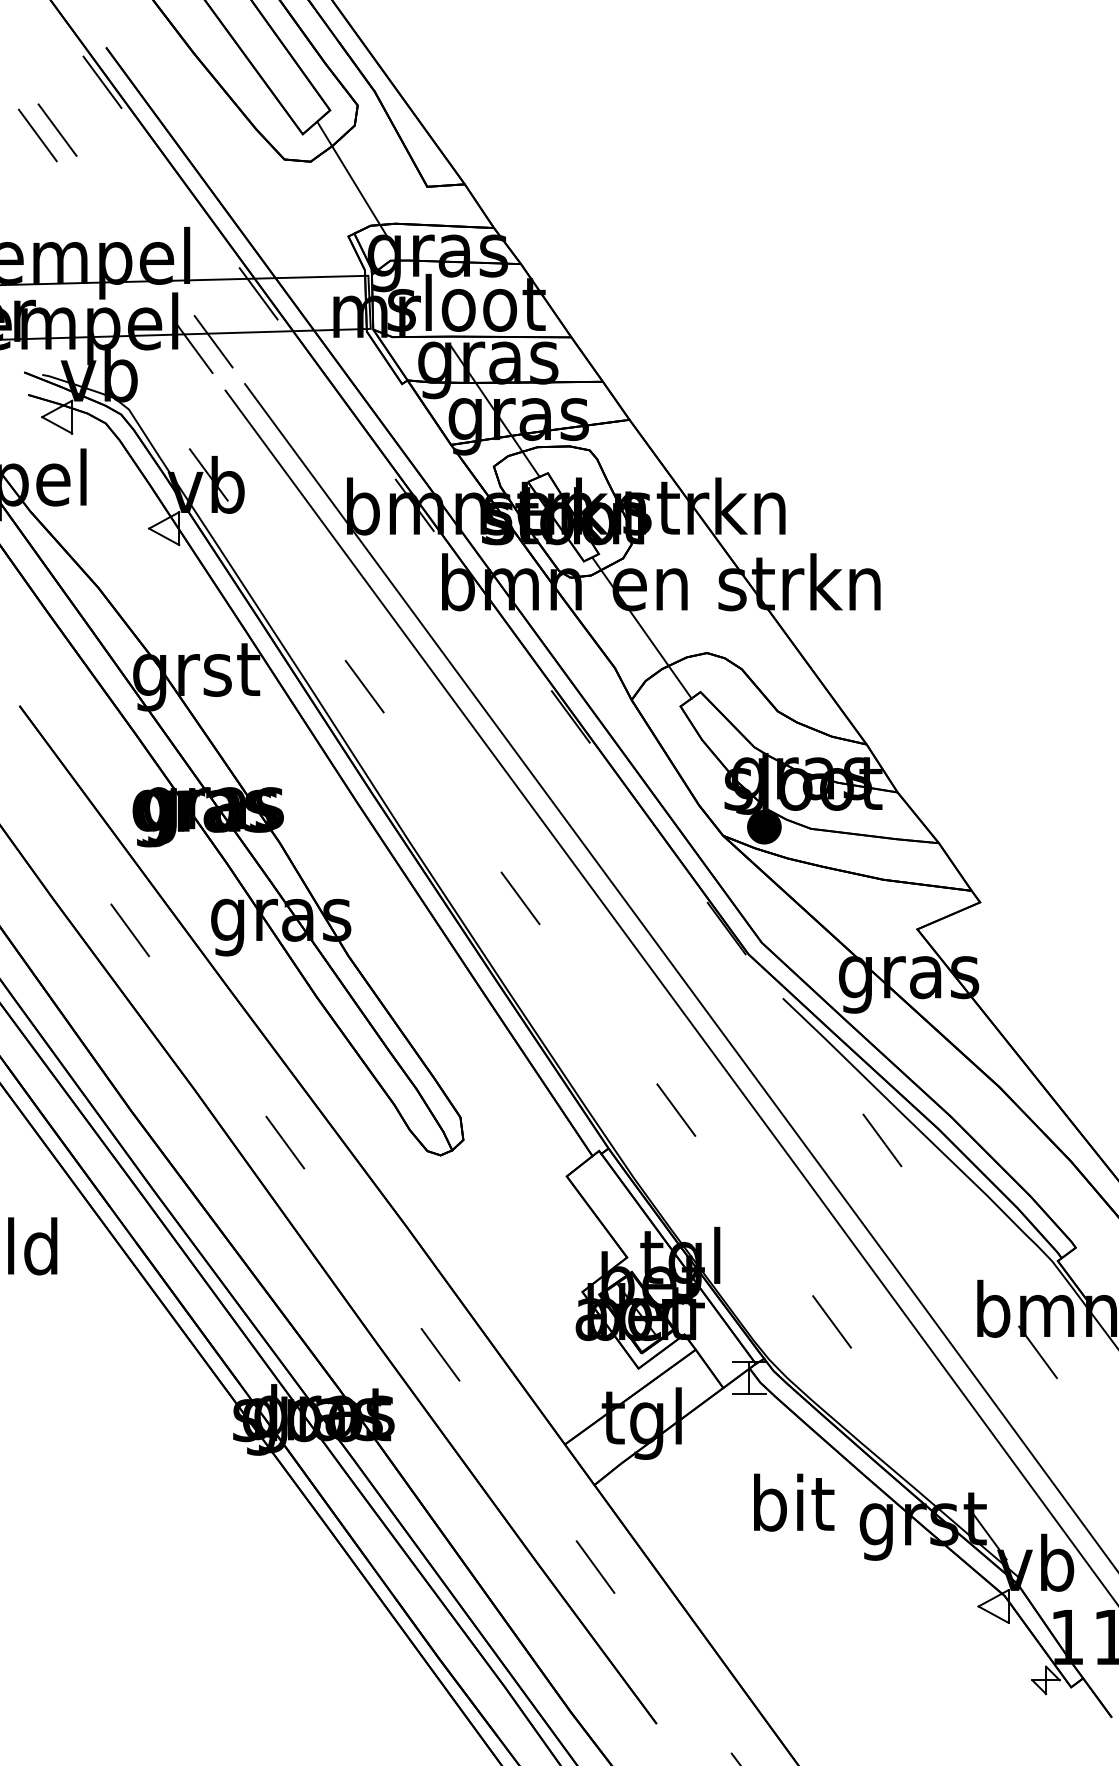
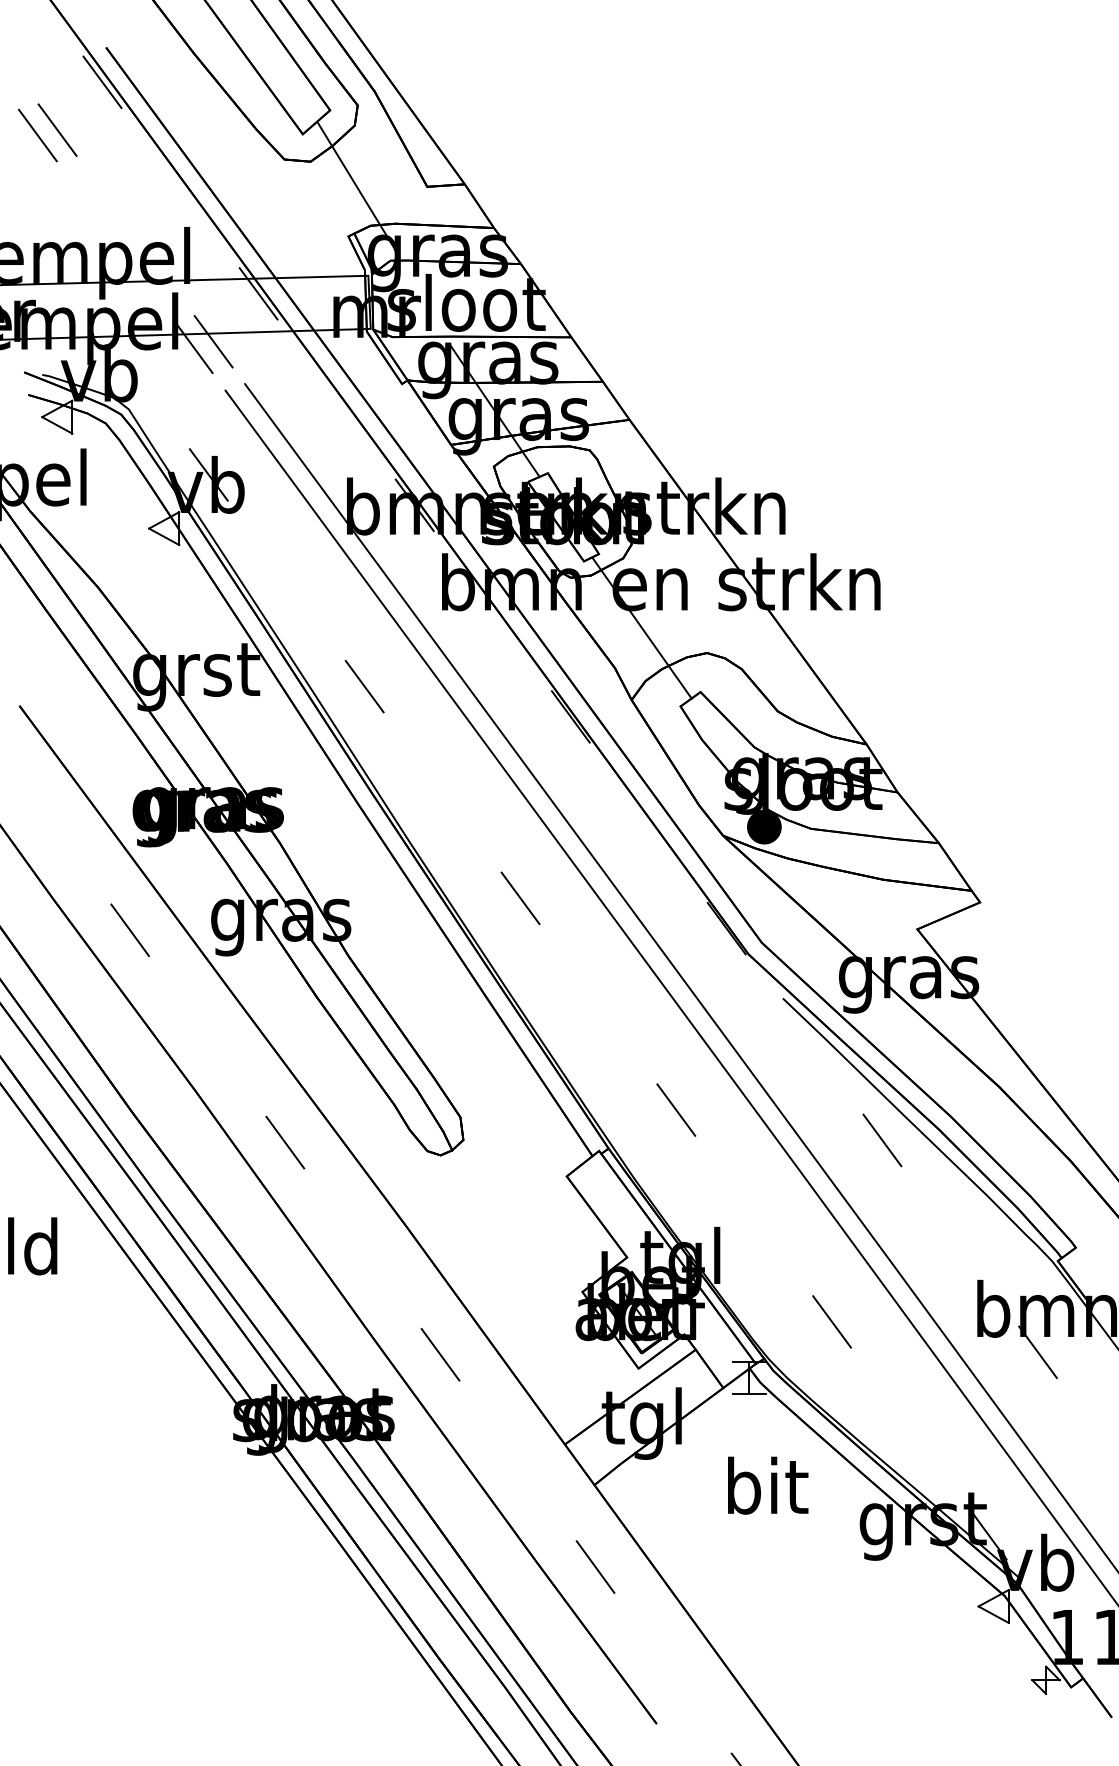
text position: (794, 1502) -> (768, 1485) (768, 1485)
